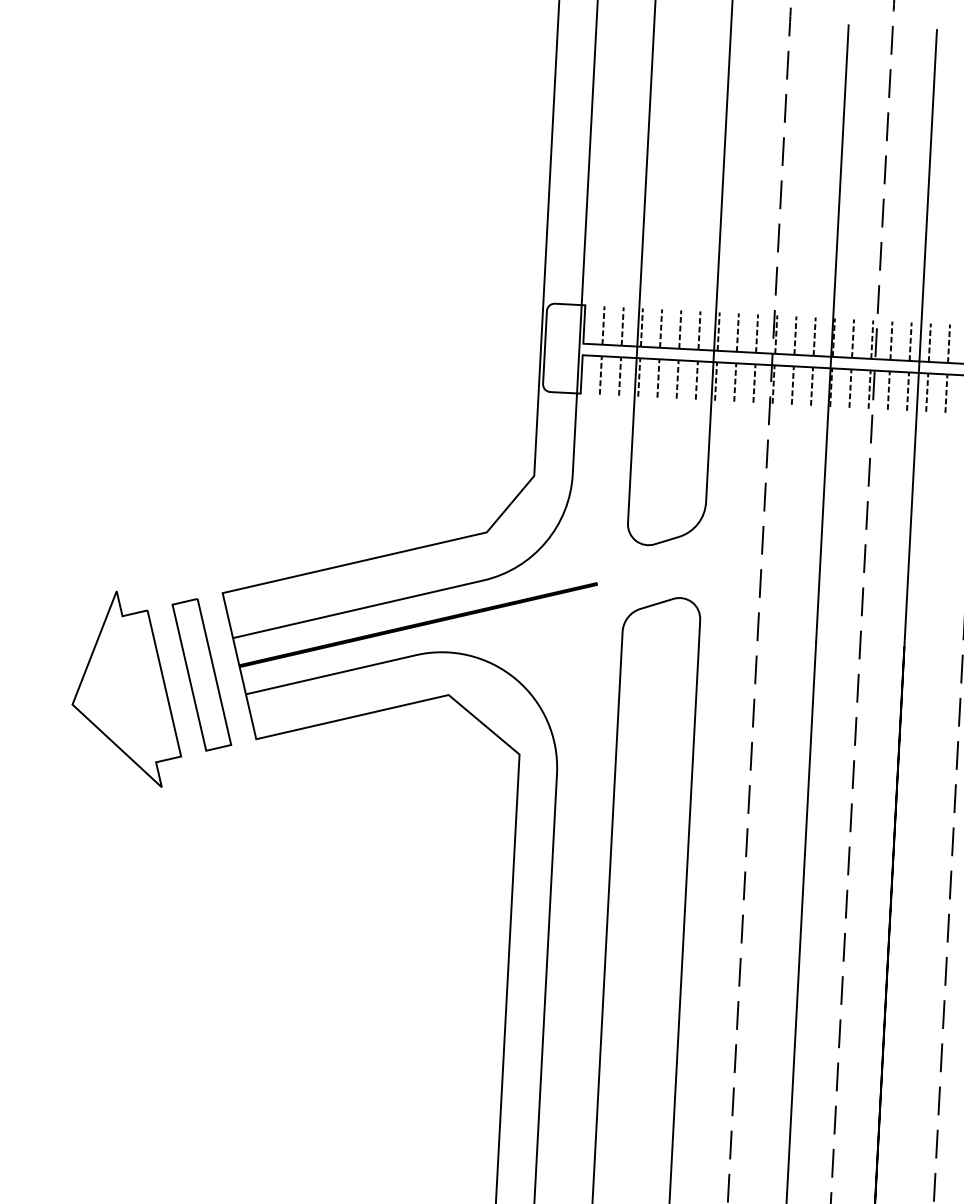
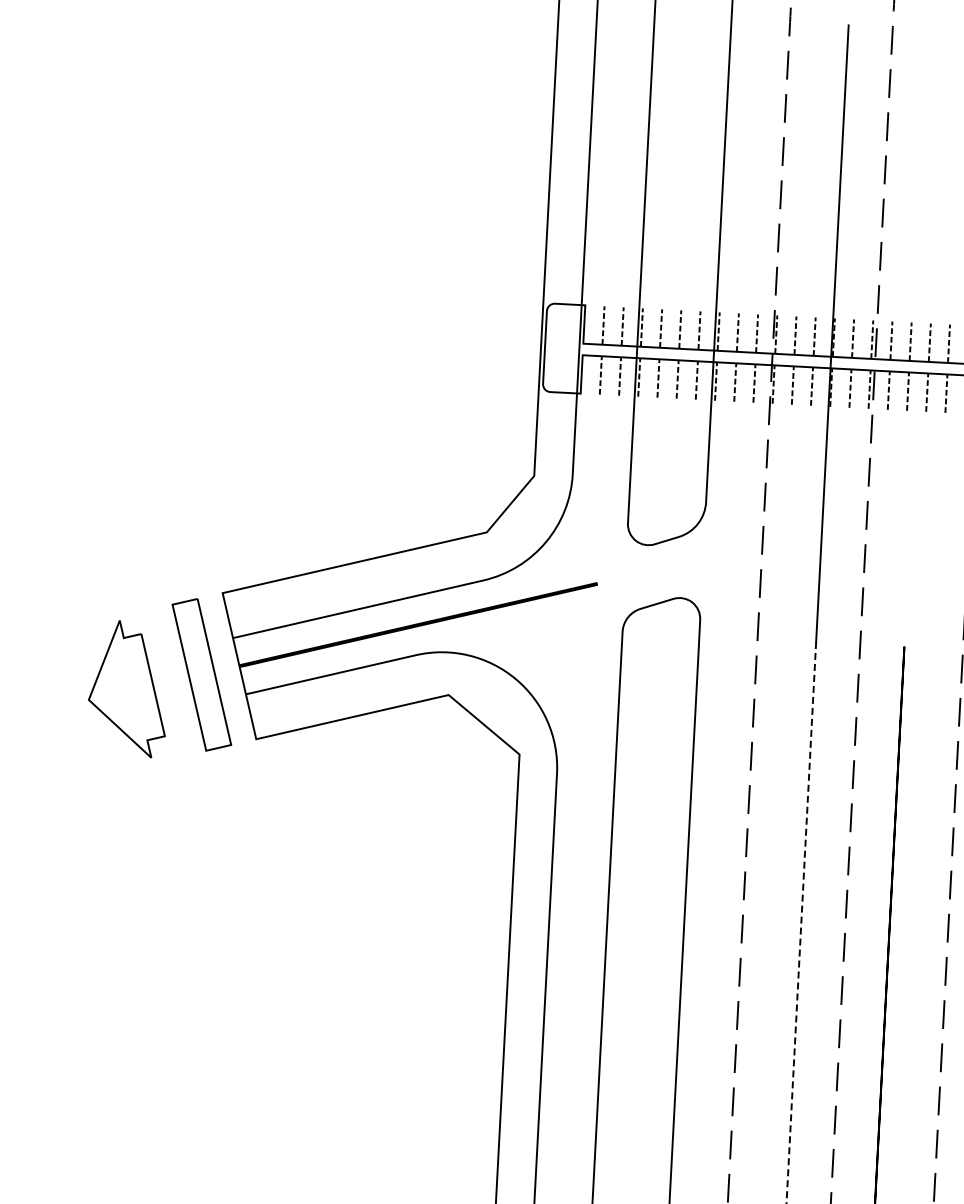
line: present -> none (920, 338)
part size: 112x198 px -> 78x139 px (126, 689)
line: solid -> dashed (801, 922)
